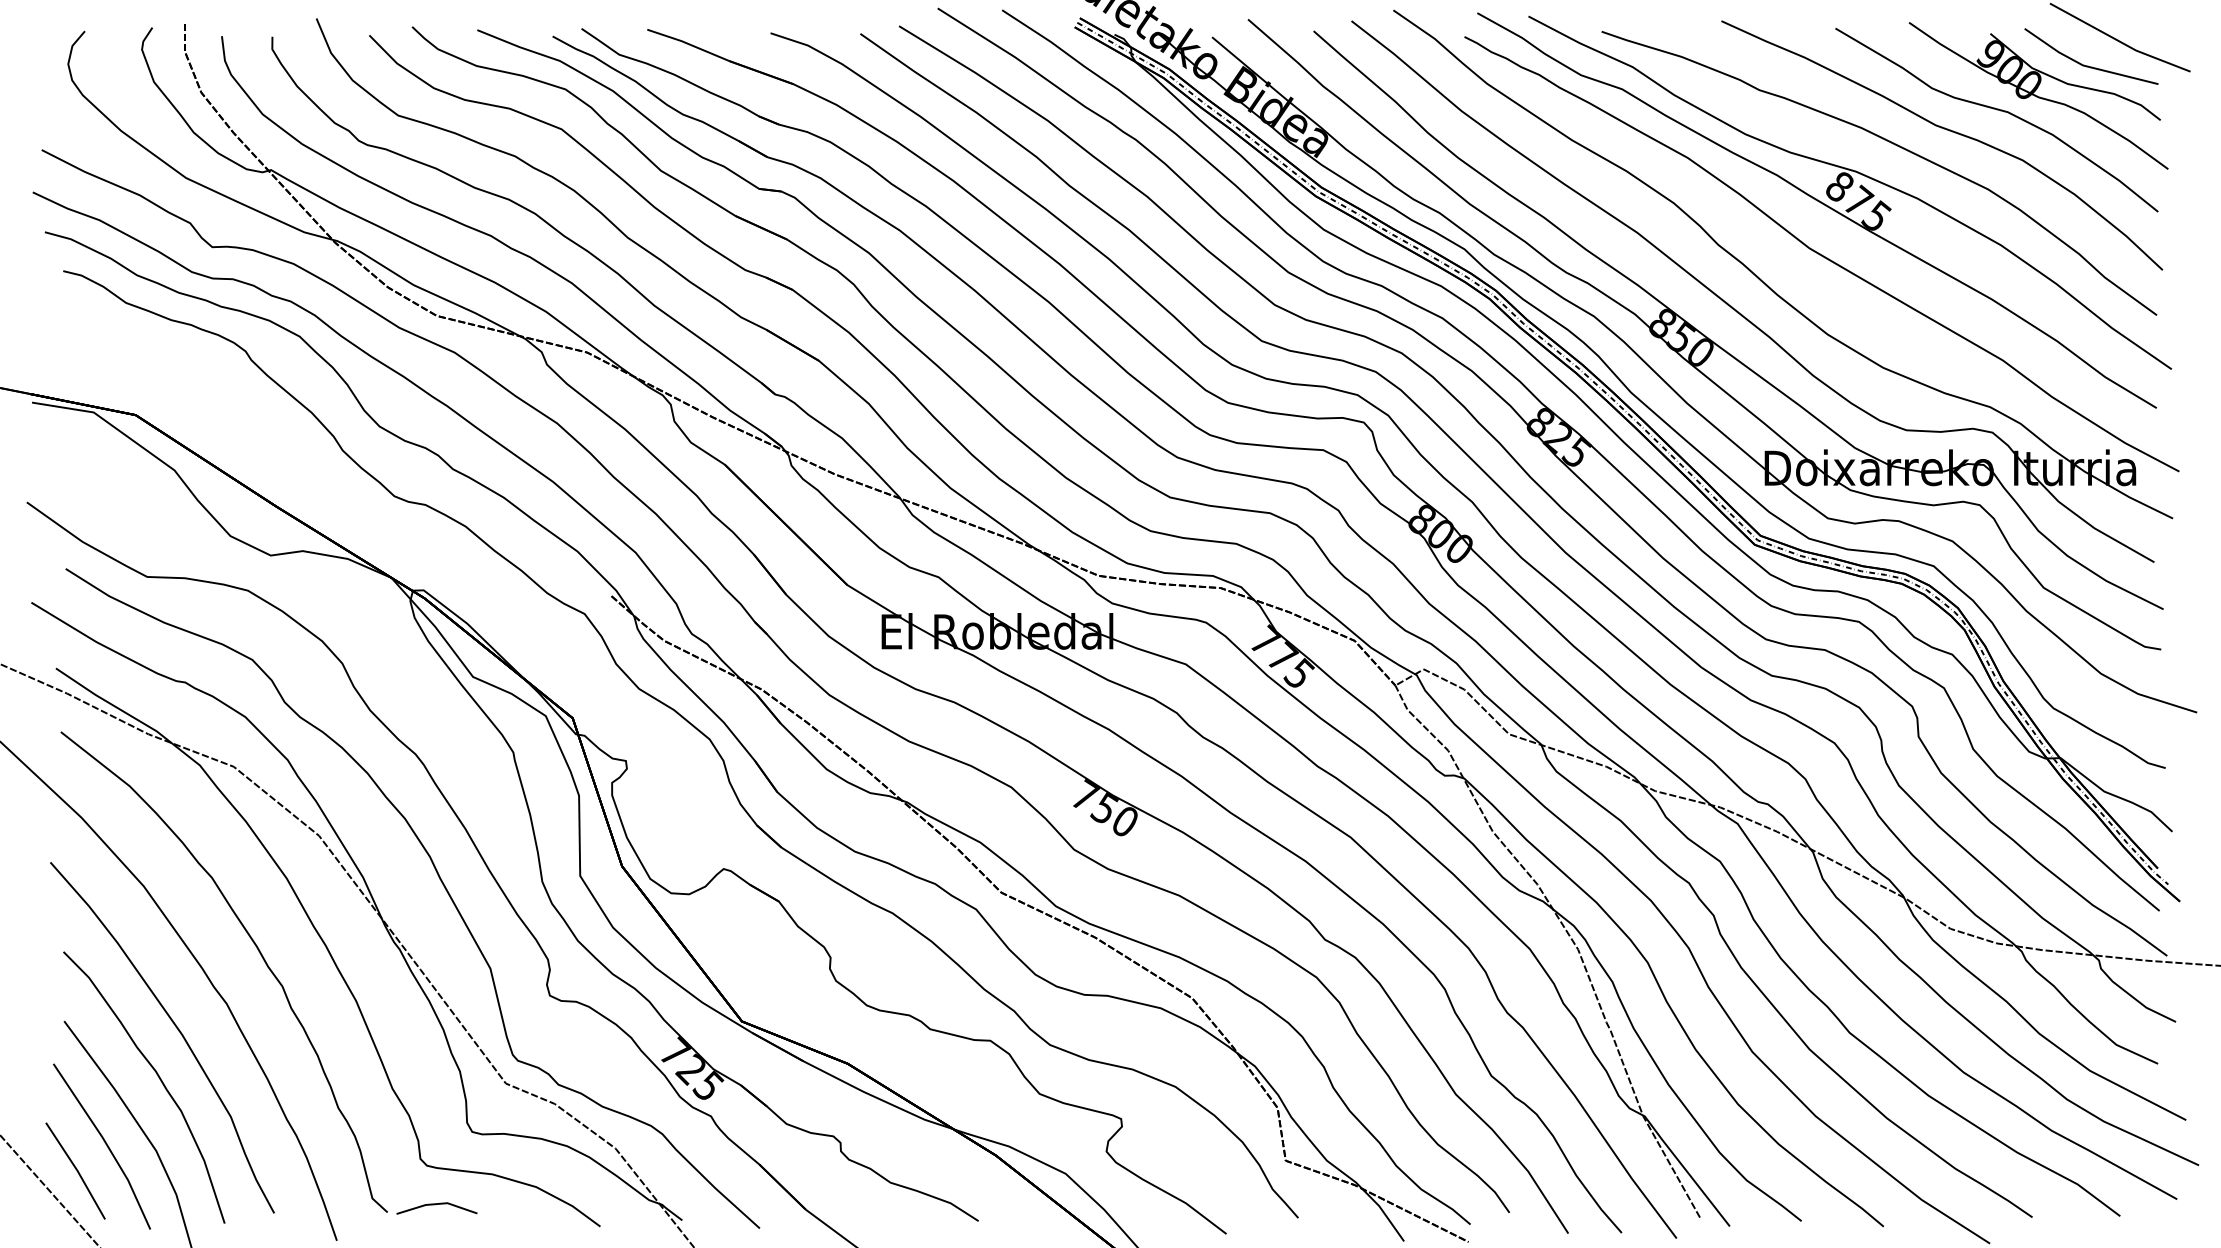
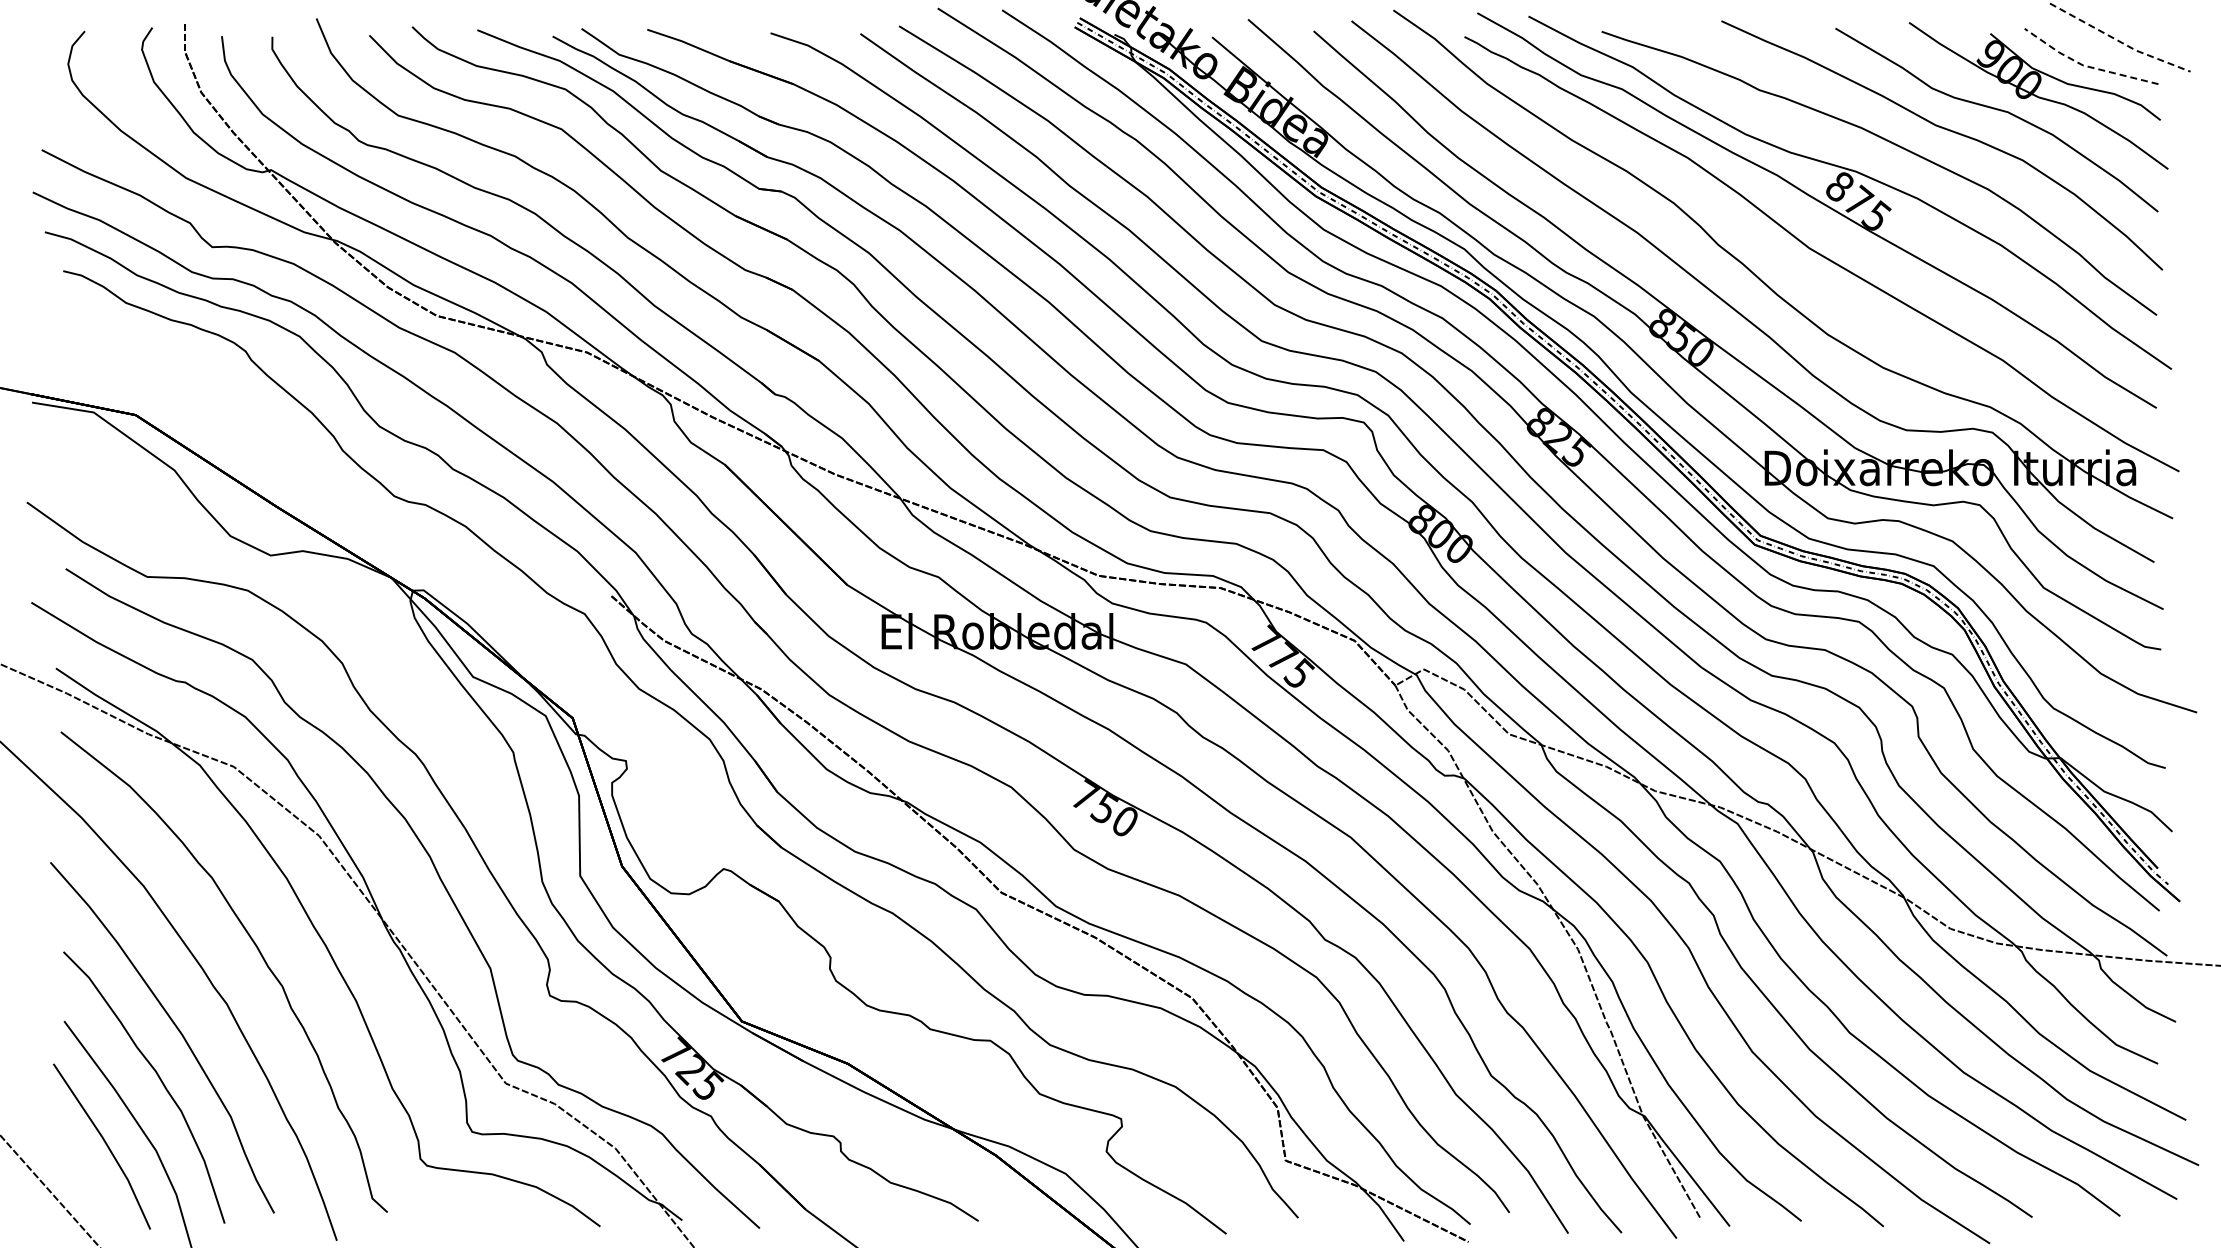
line: solid -> dashed (2119, 41)
line: solid -> dashed (2085, 66)
line: present -> none (75, 1169)
line: present -> none (435, 1205)
